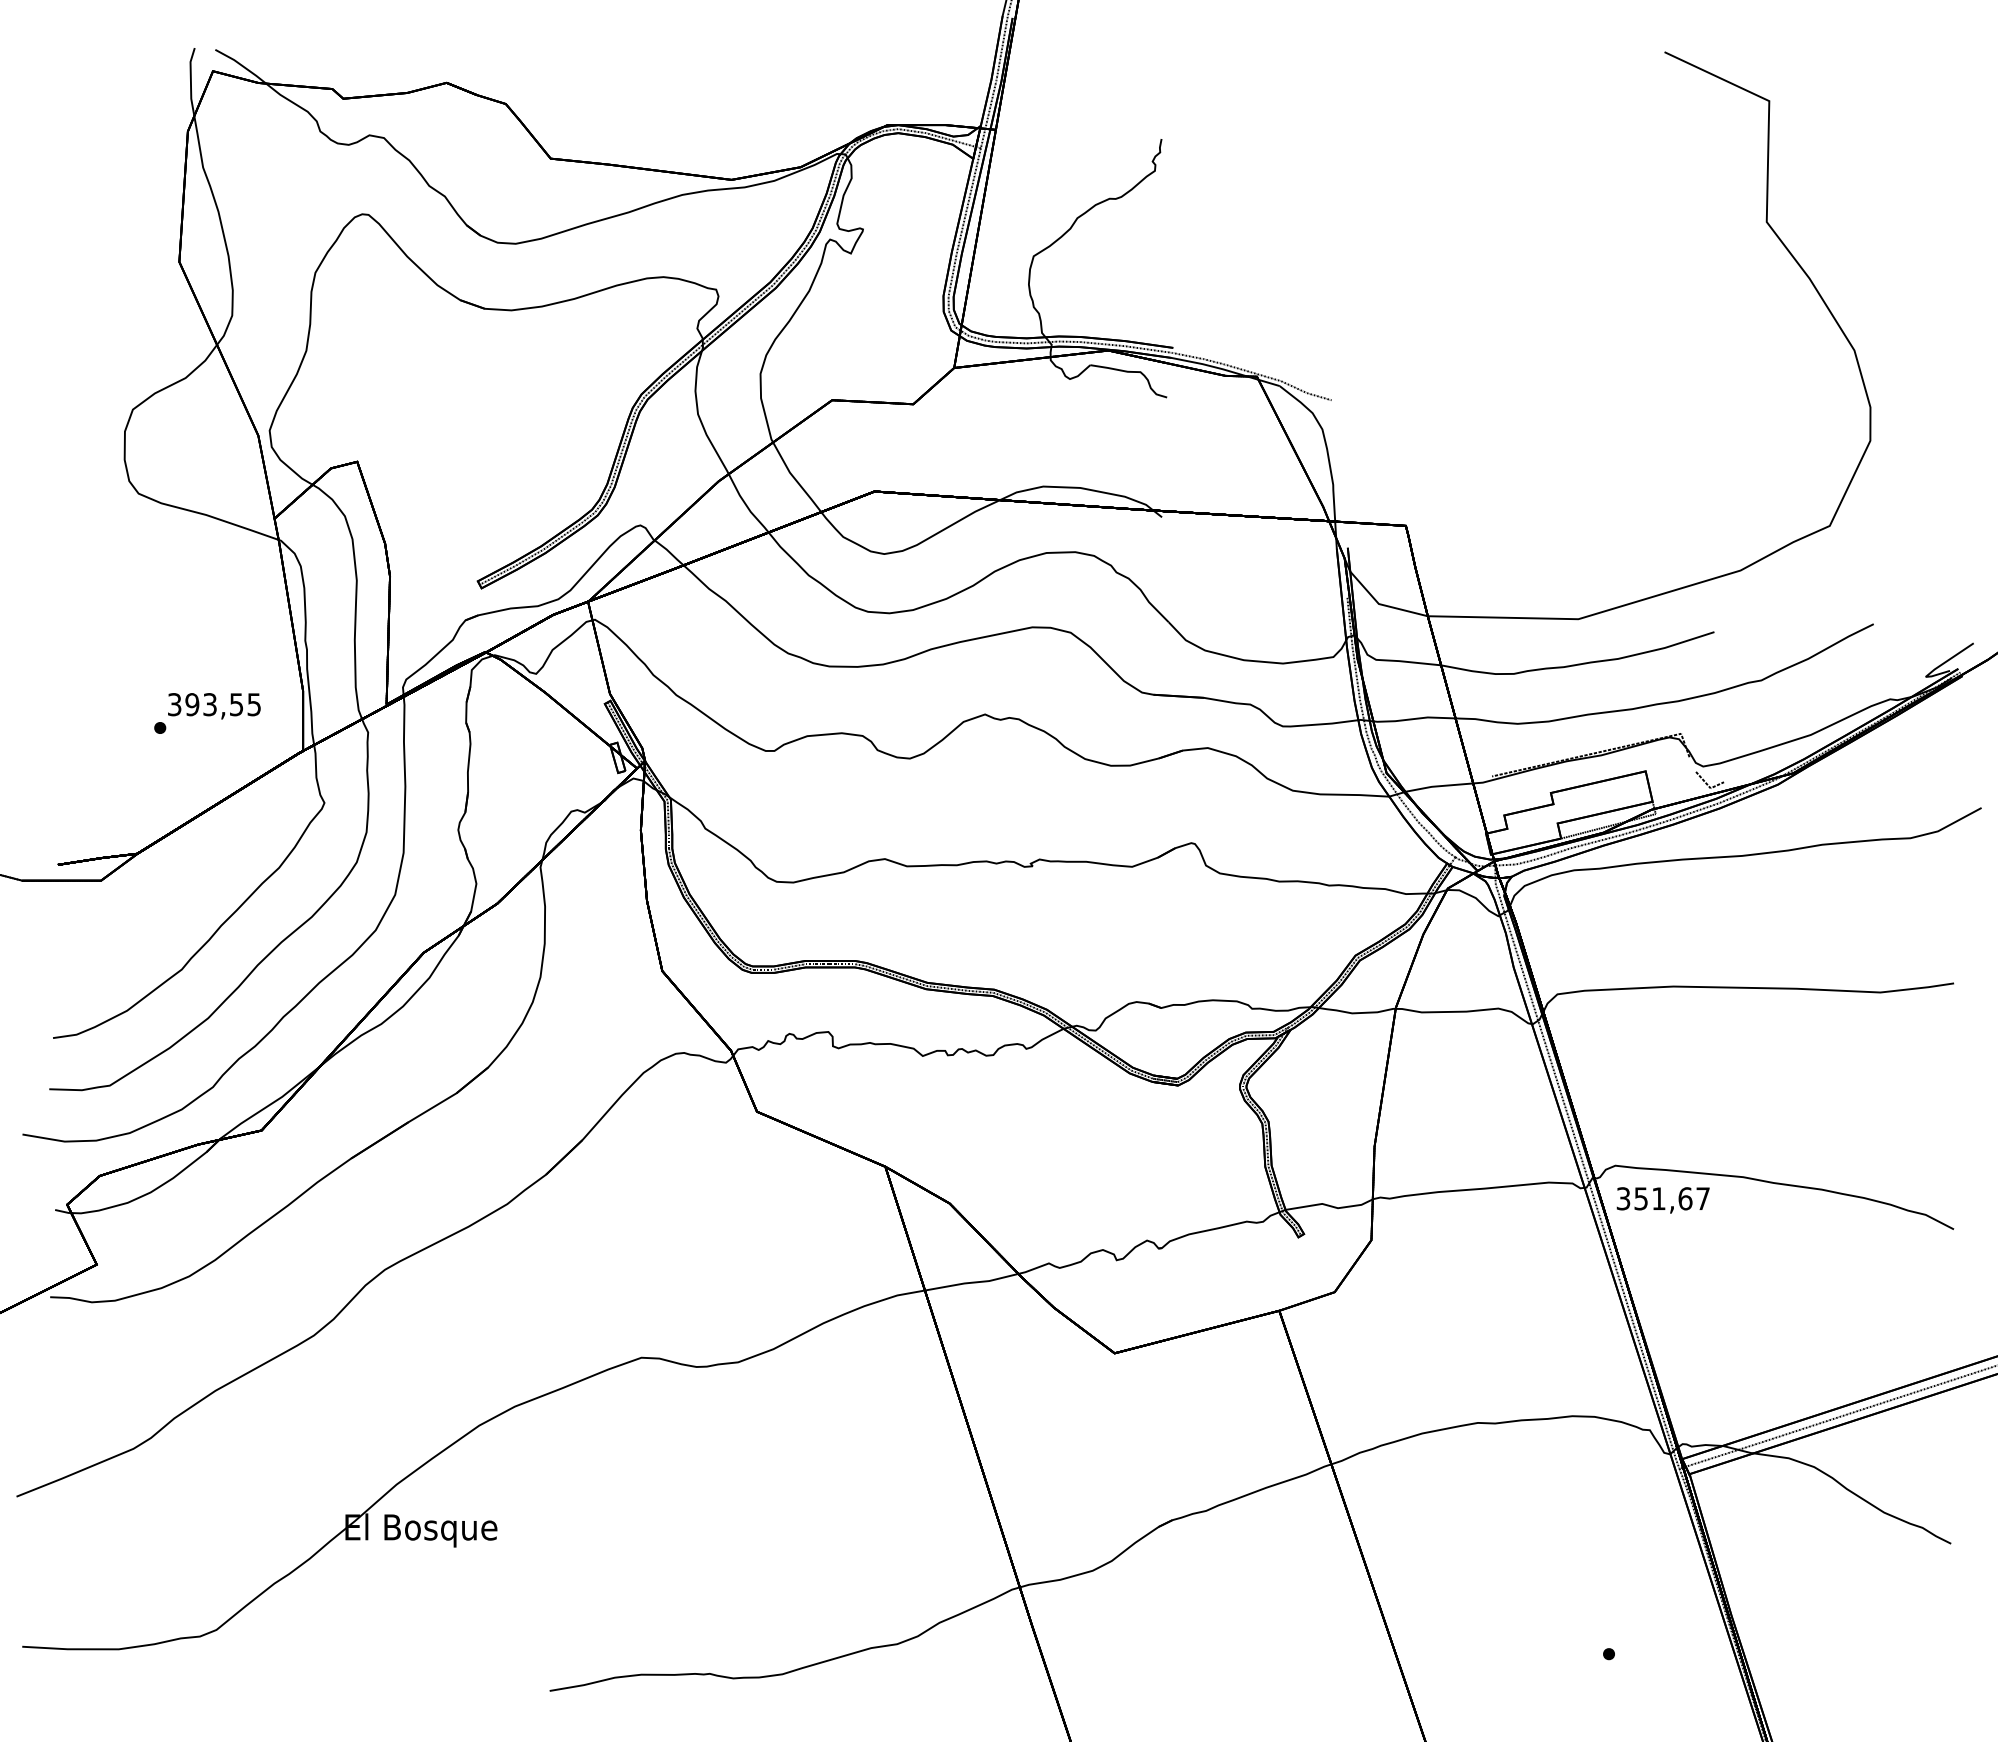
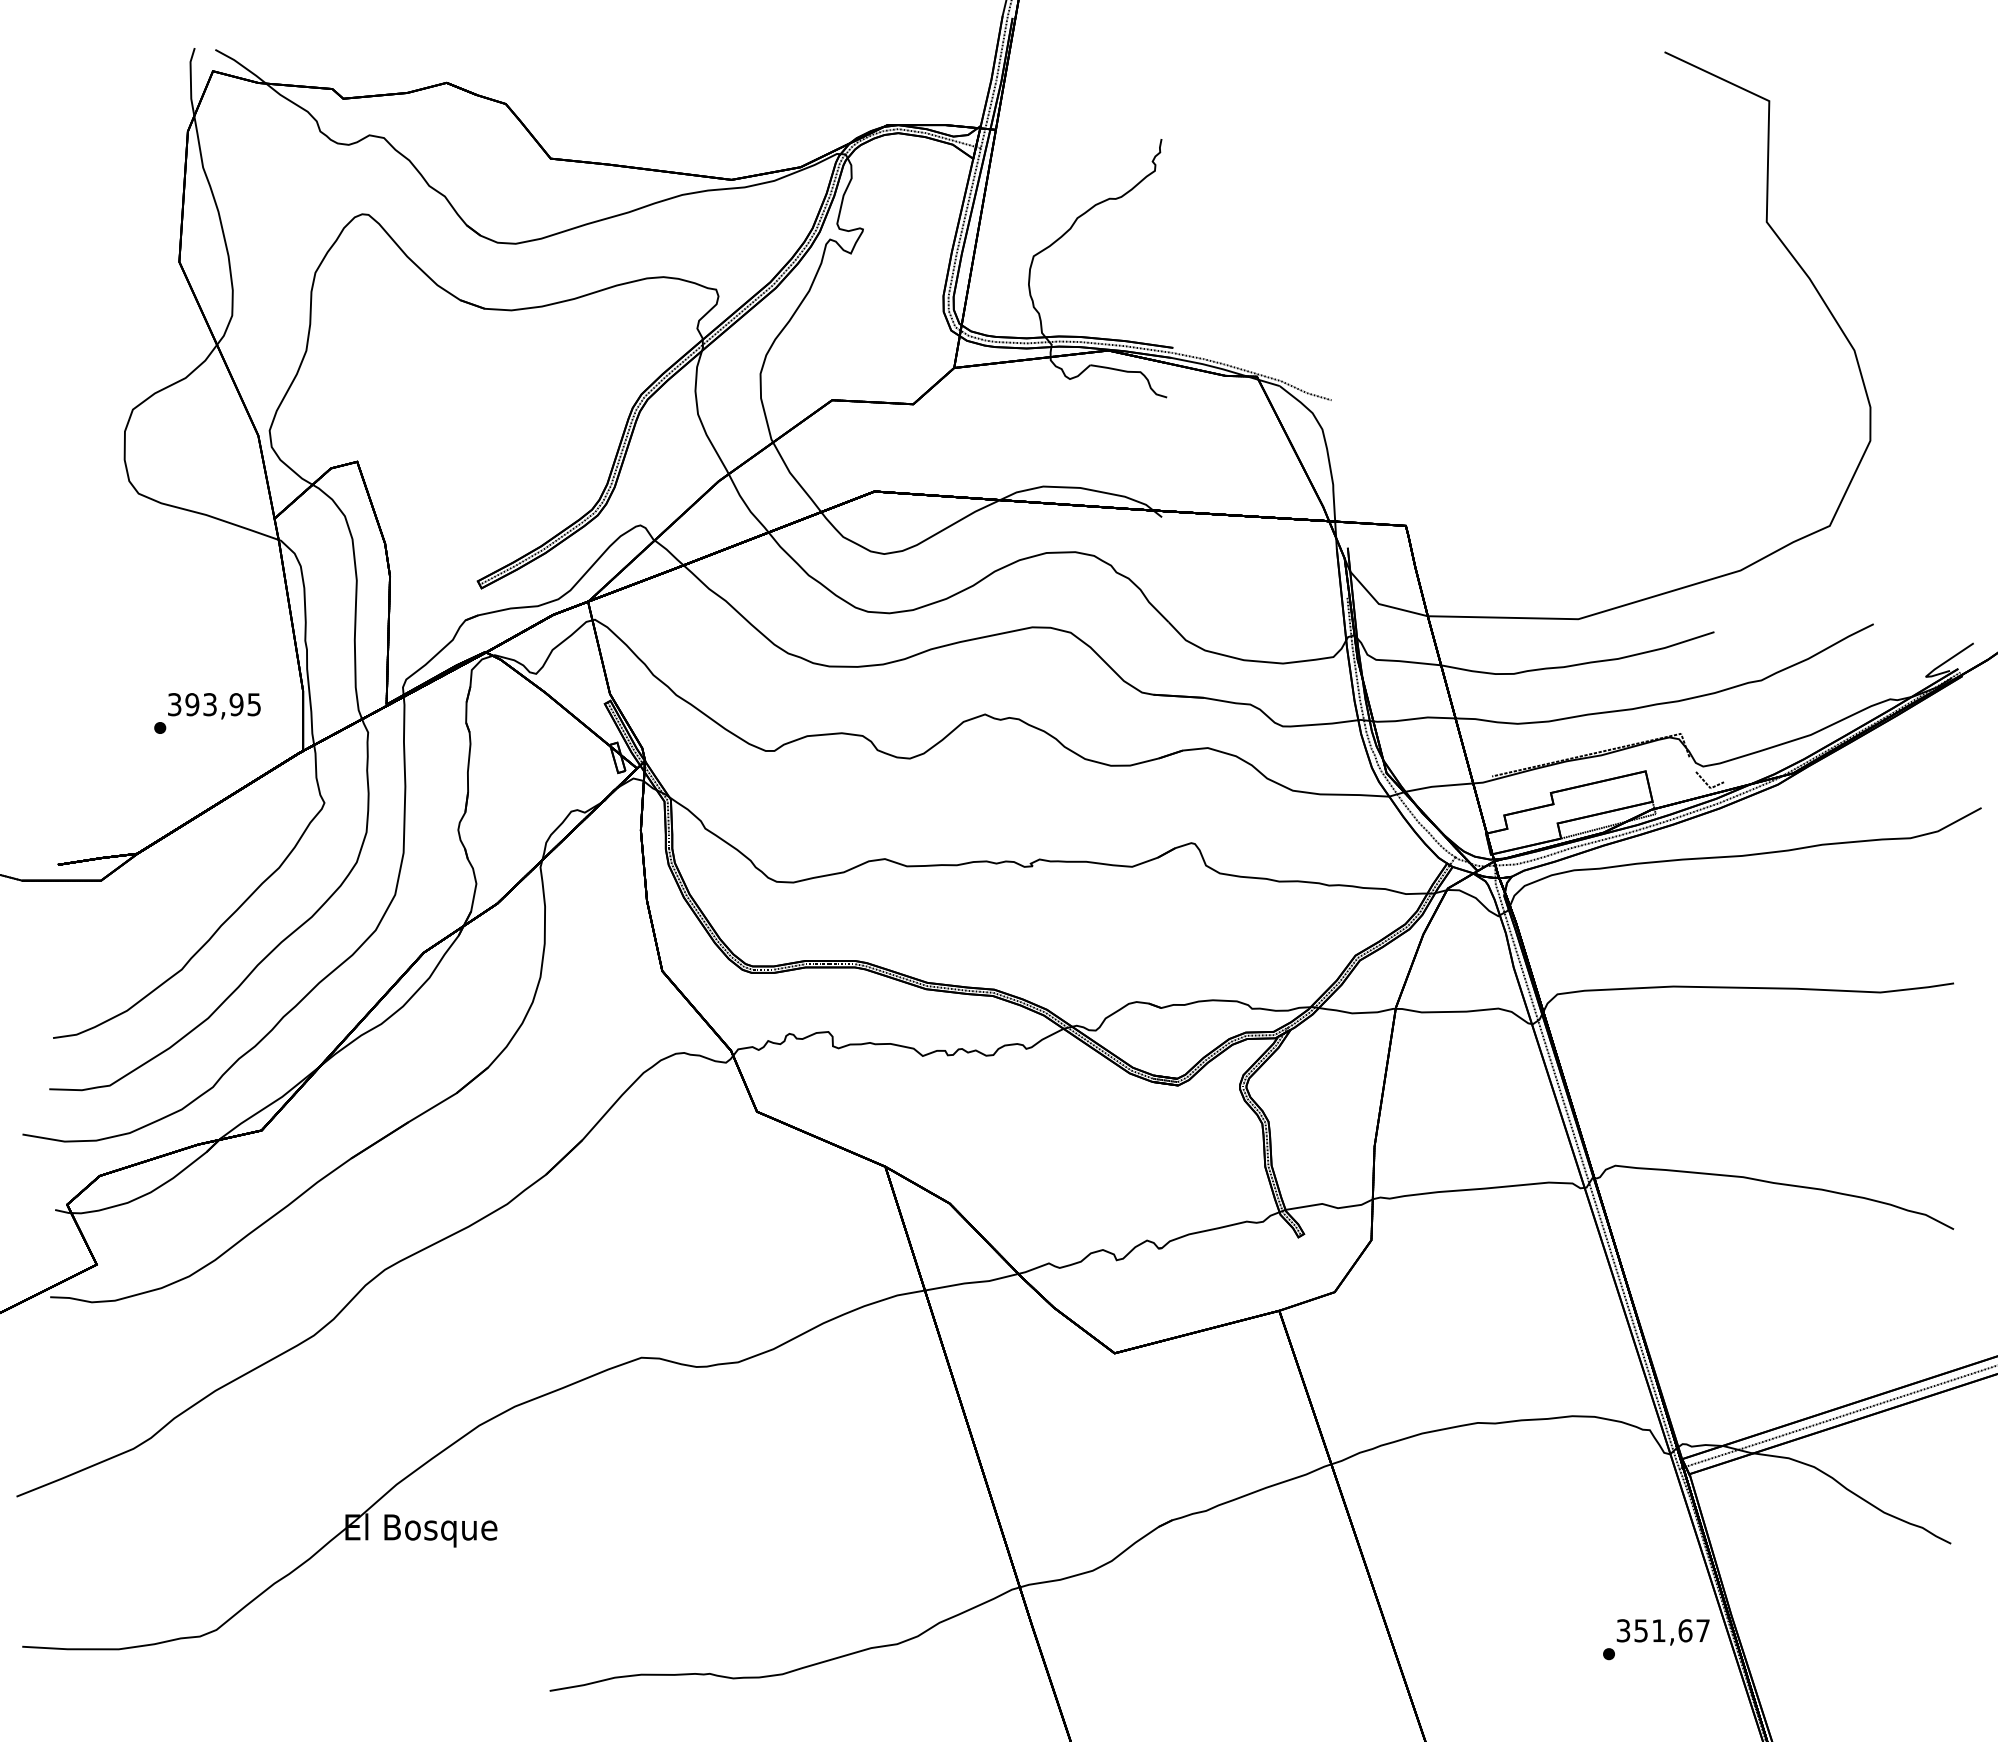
text: 393,55 -> 393,95 (236, 704)
text position: (1662, 1200) -> (1662, 1632) (1662, 1632)
